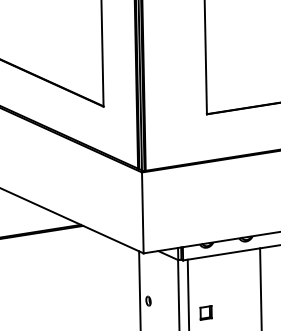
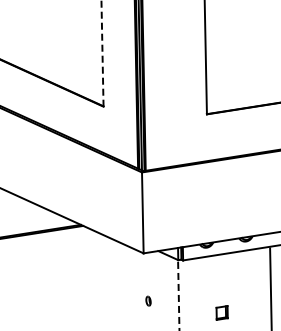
line: solid -> dashed (102, 53)
line position: (260, 287) -> (270, 287) (270, 287)
line: present -> none (139, 289)
line: present -> none (188, 293)
line: solid -> dashed (178, 295)
part position: (205, 312) -> (221, 312) (221, 312)
